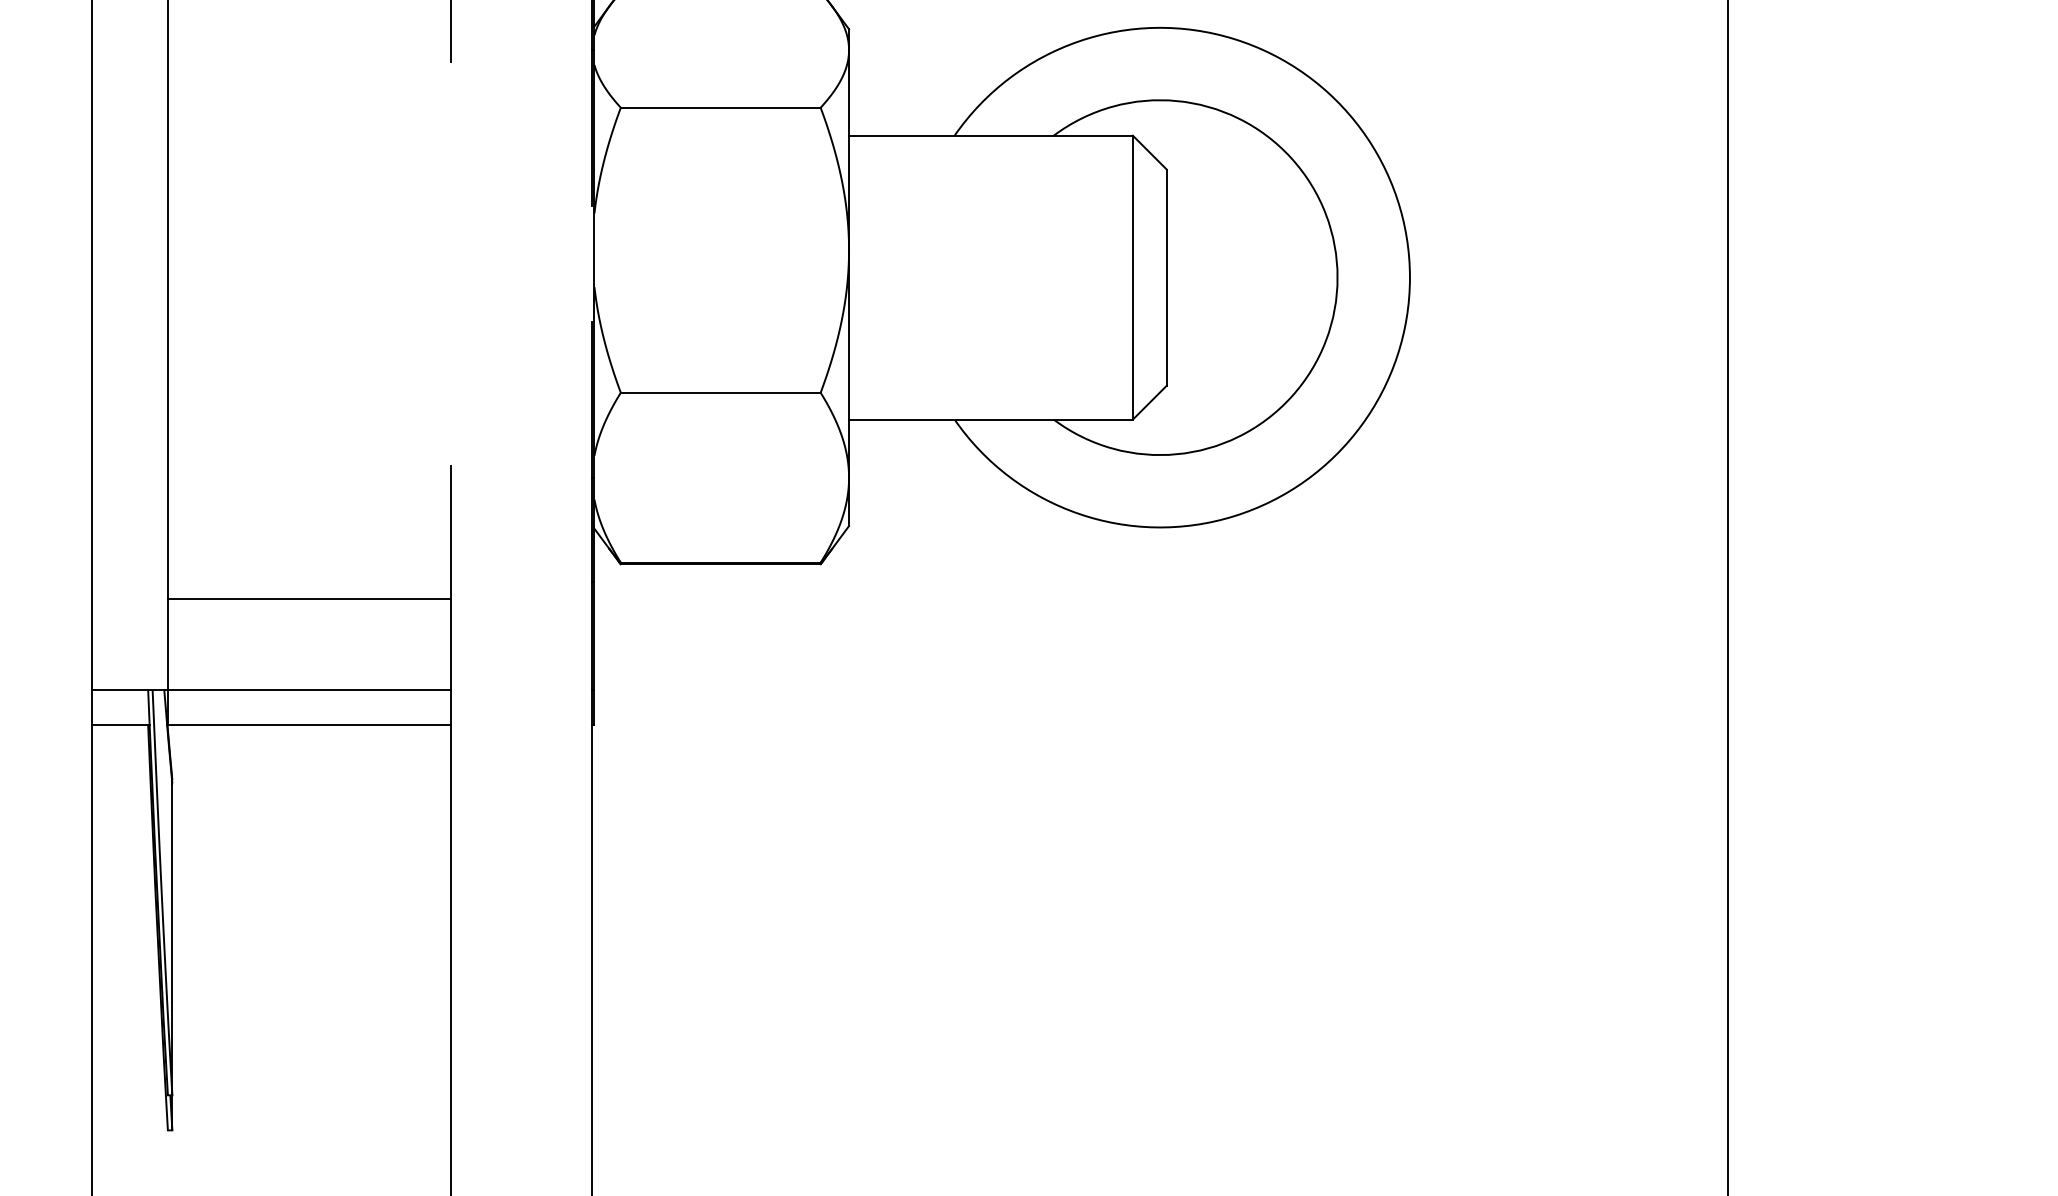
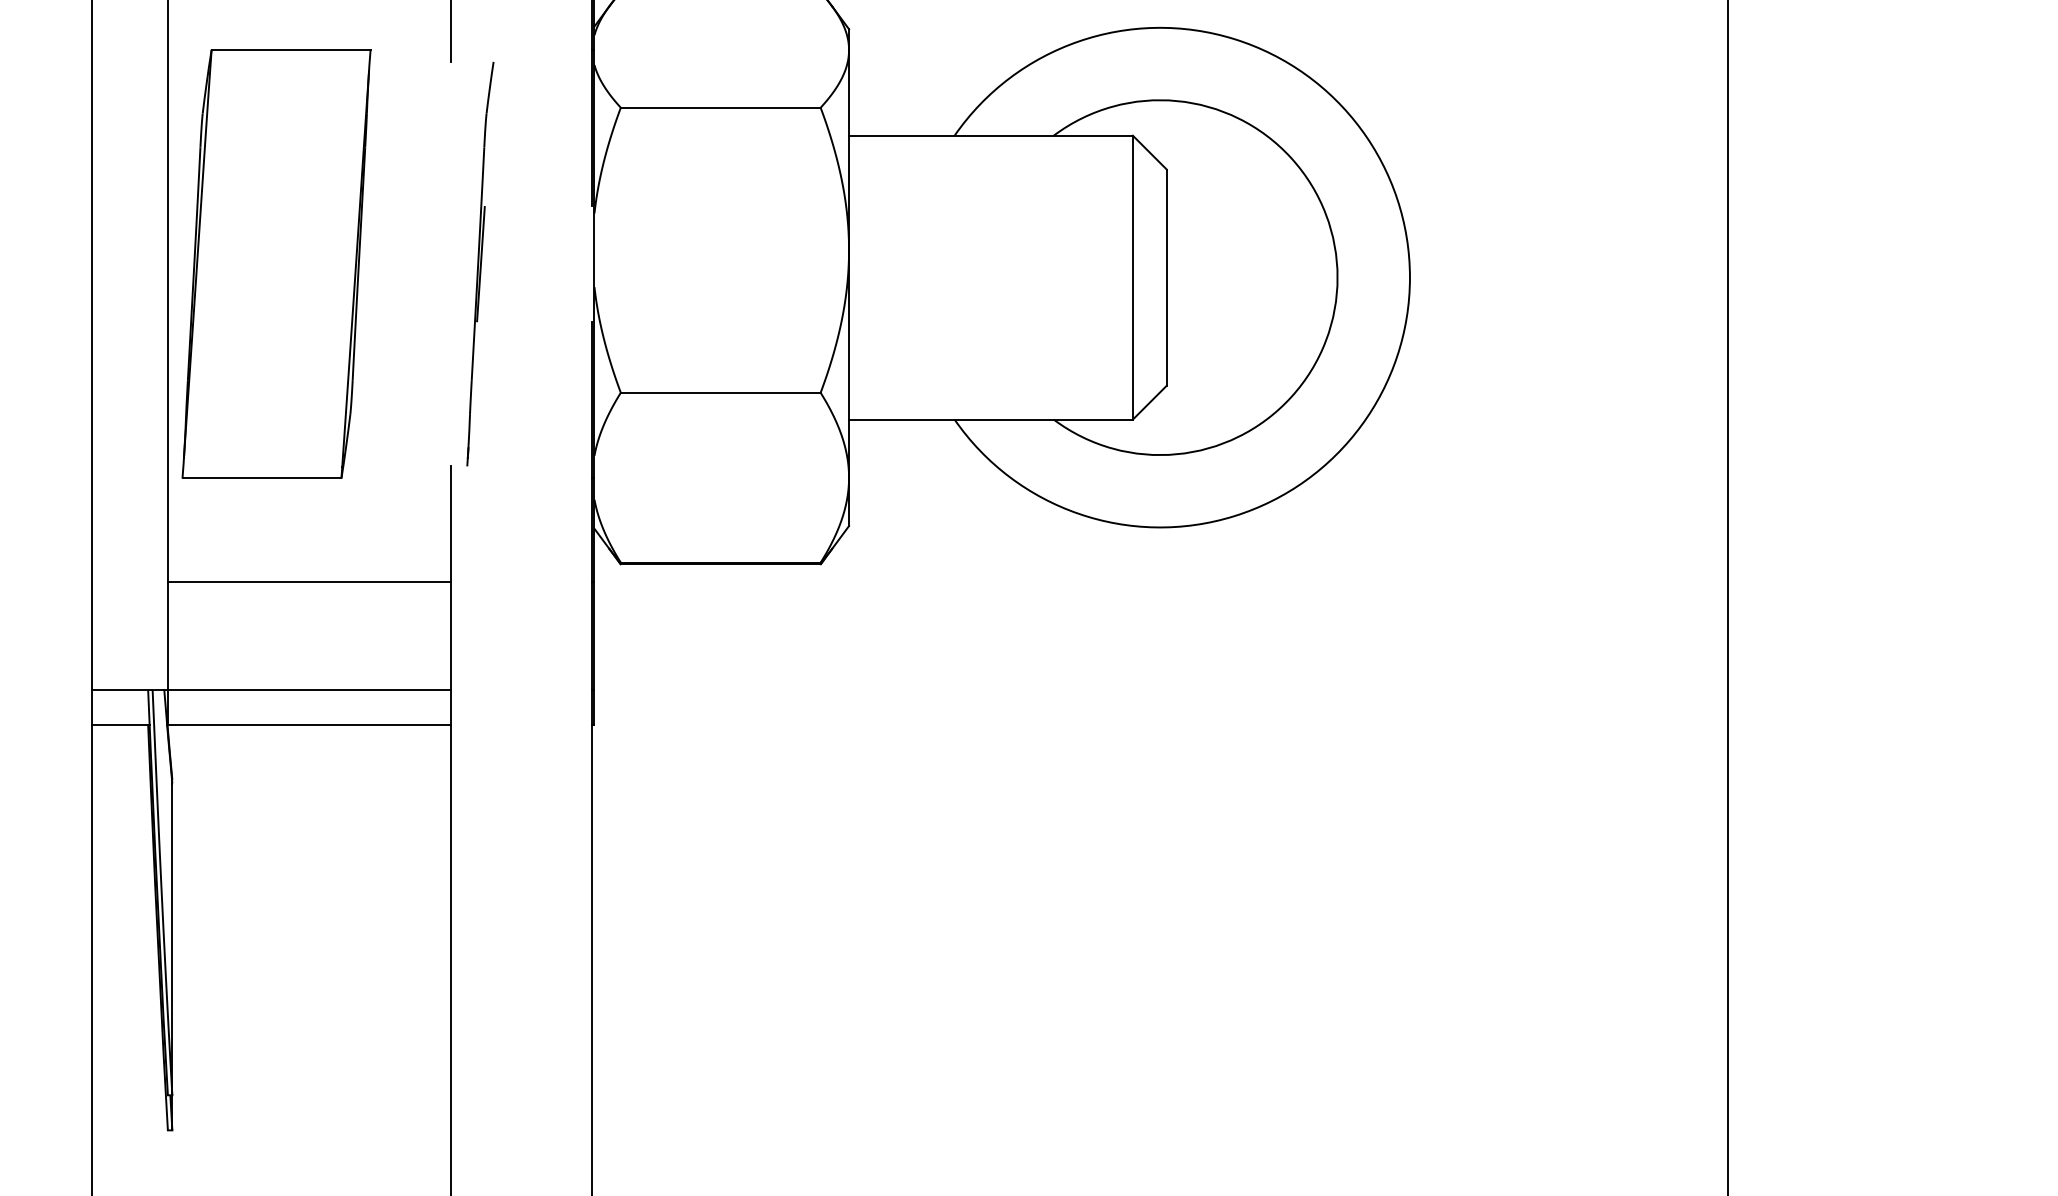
part: none -> present (276, 263)
part: none -> present (480, 264)
line position: (309, 599) -> (309, 582) (309, 582)
